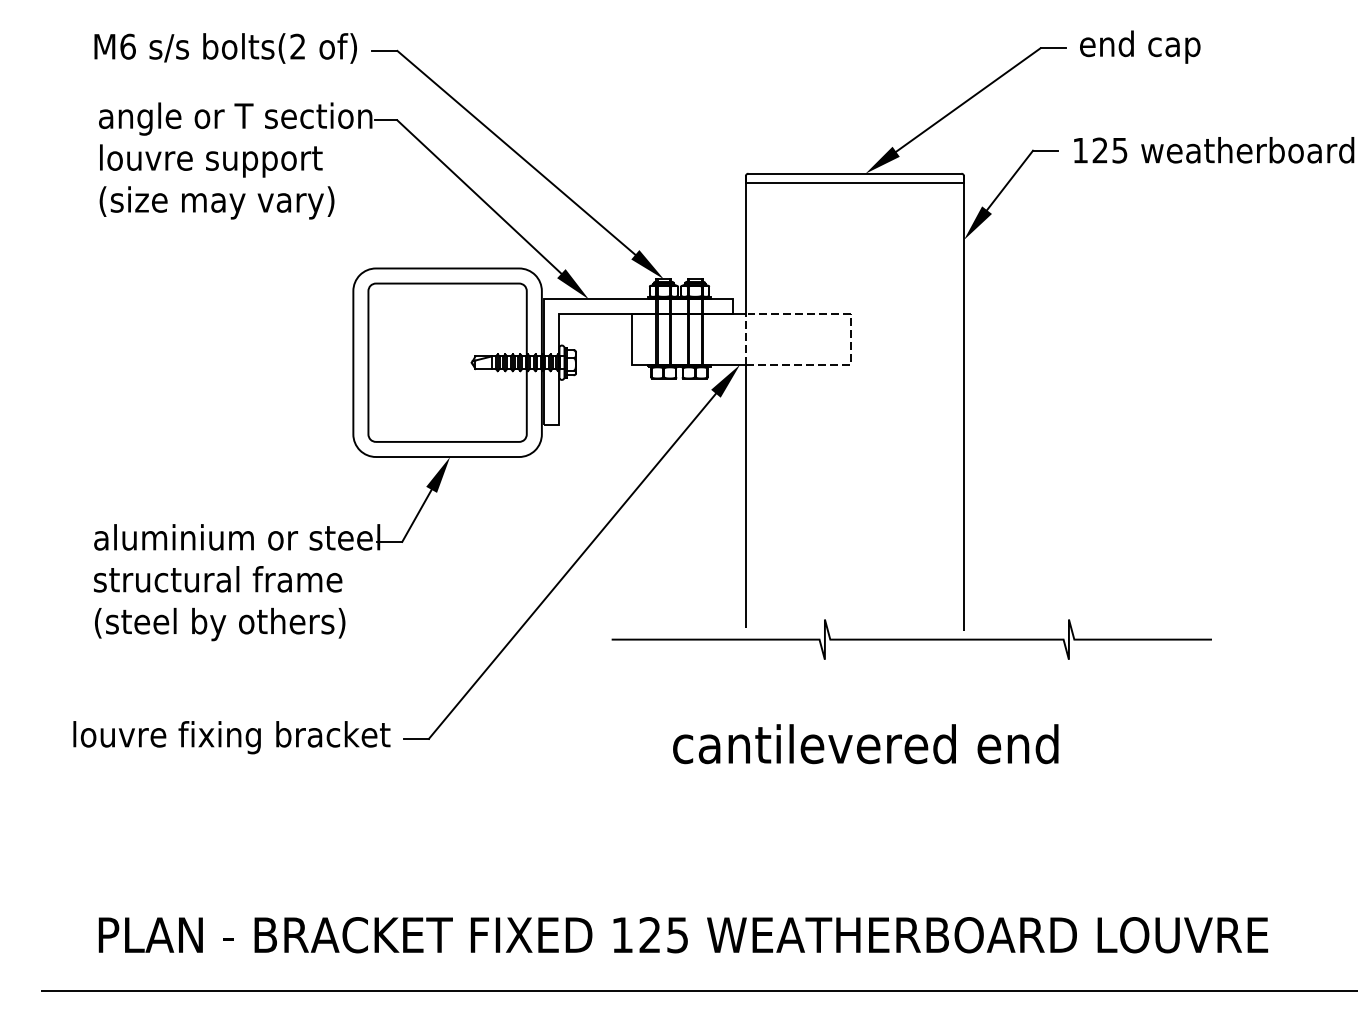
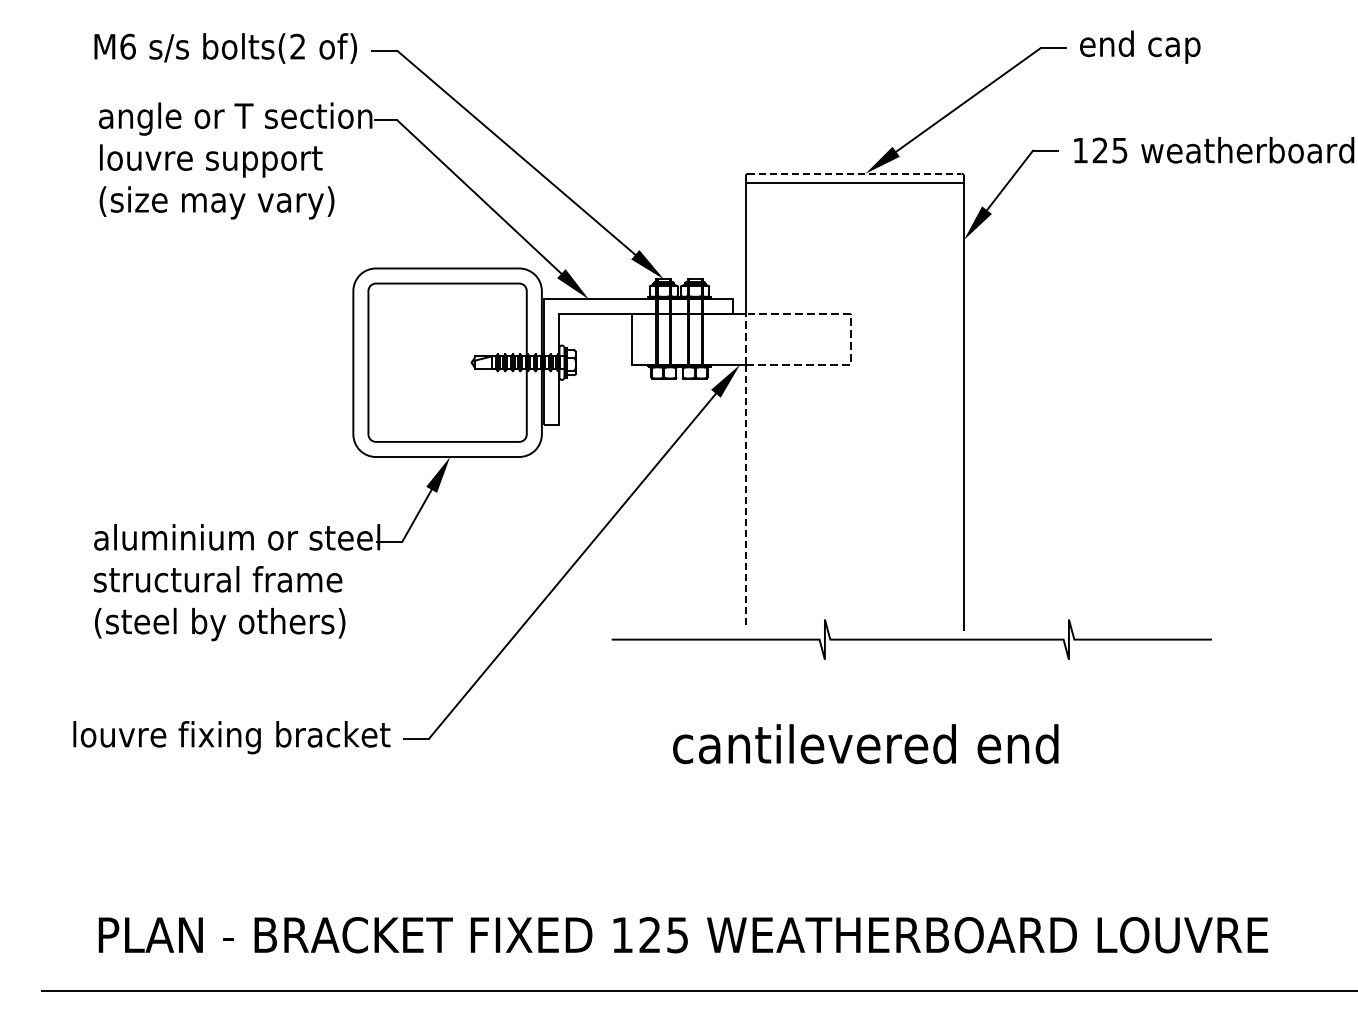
line: solid -> dashed (854, 173)
line: solid -> dashed (745, 496)
